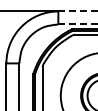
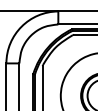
line: dashed -> solid (78, 11)
line: dashed -> solid (78, 24)
